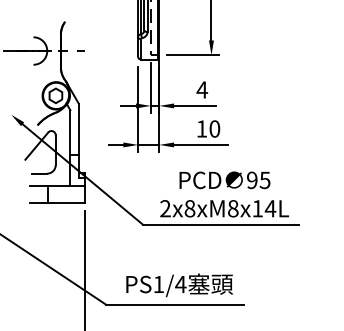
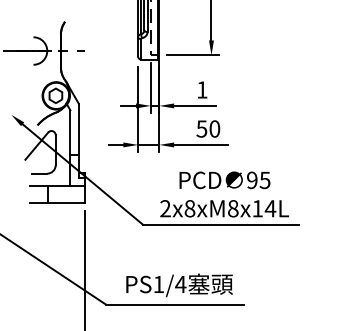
text: 4 -> 1 (202, 89)
text: 10 -> 50 (201, 128)
